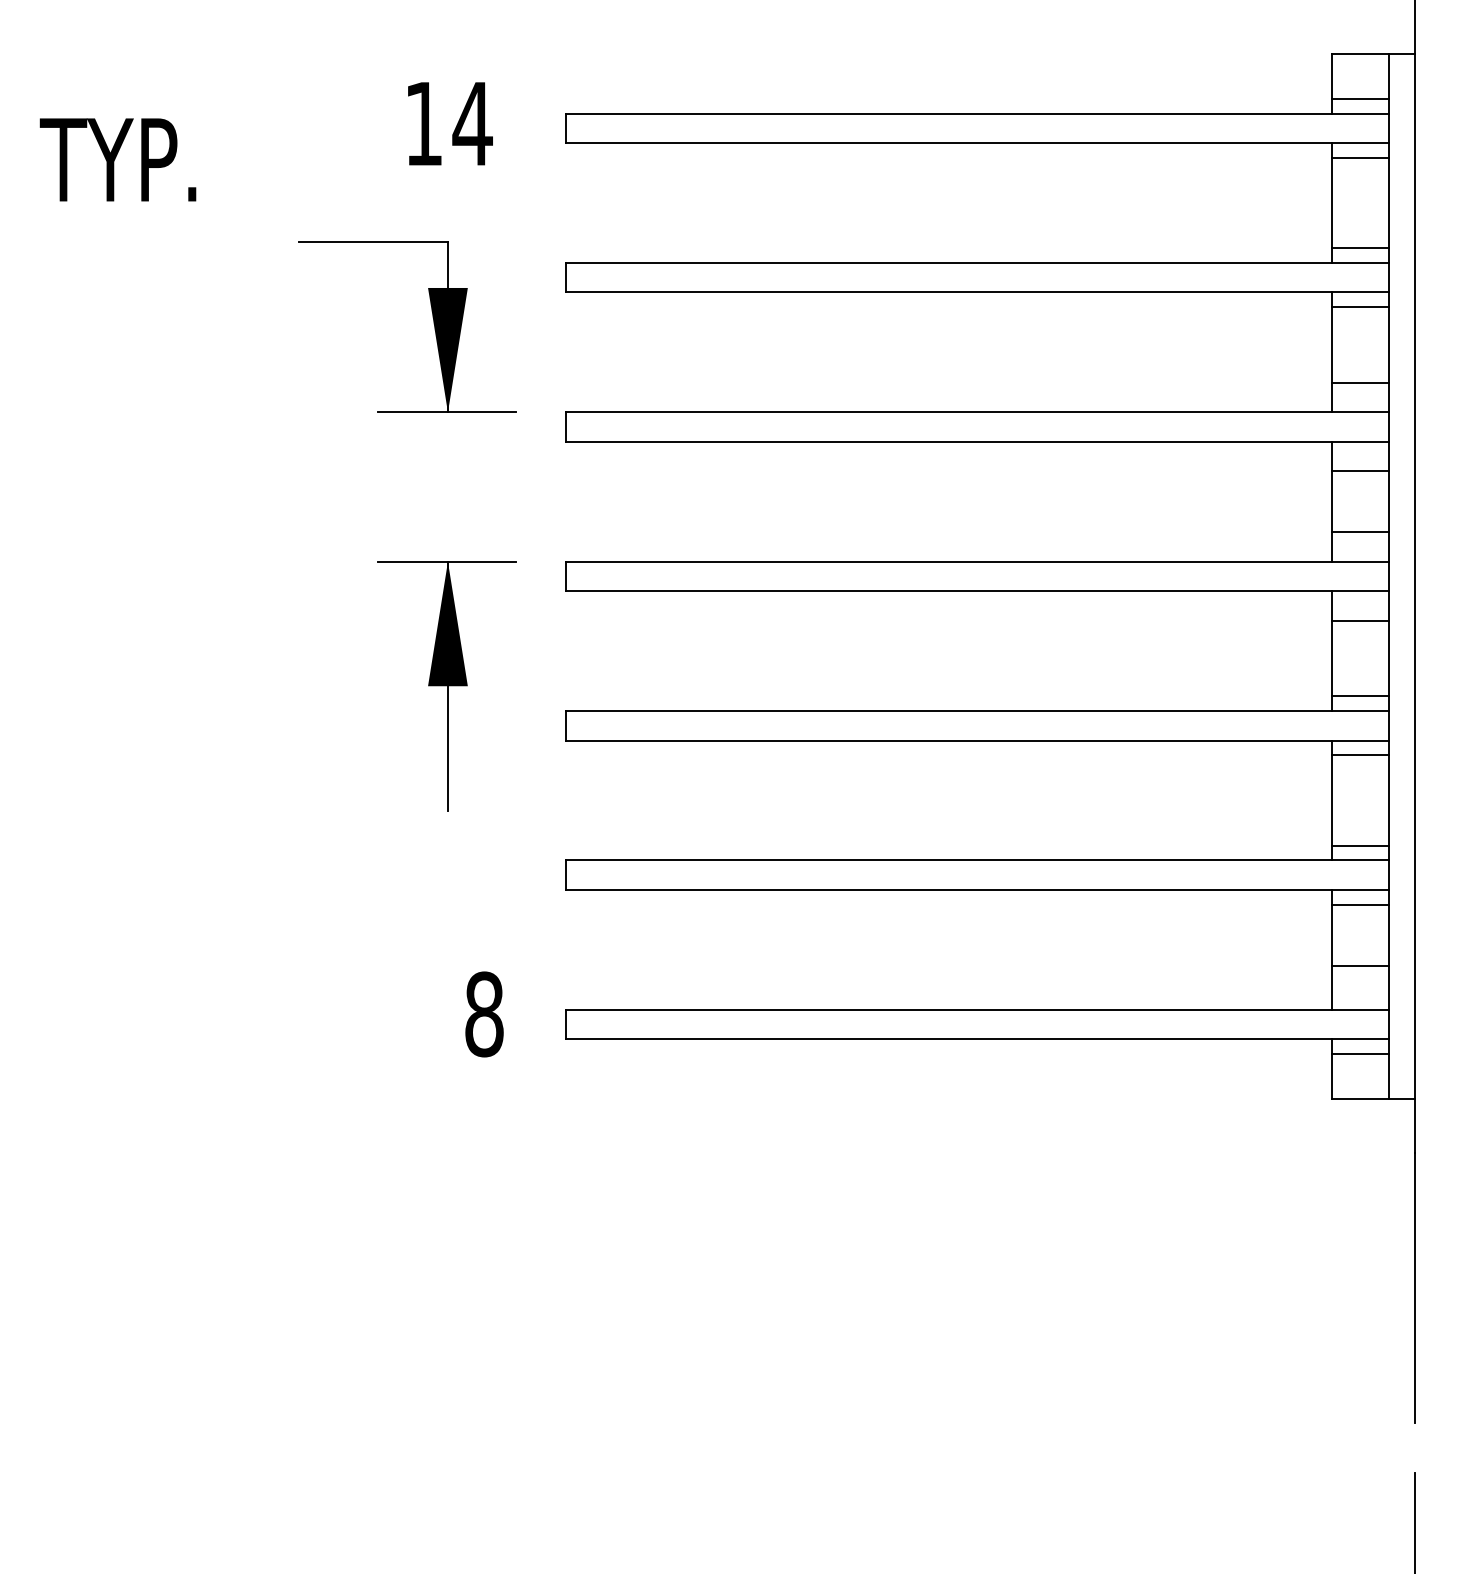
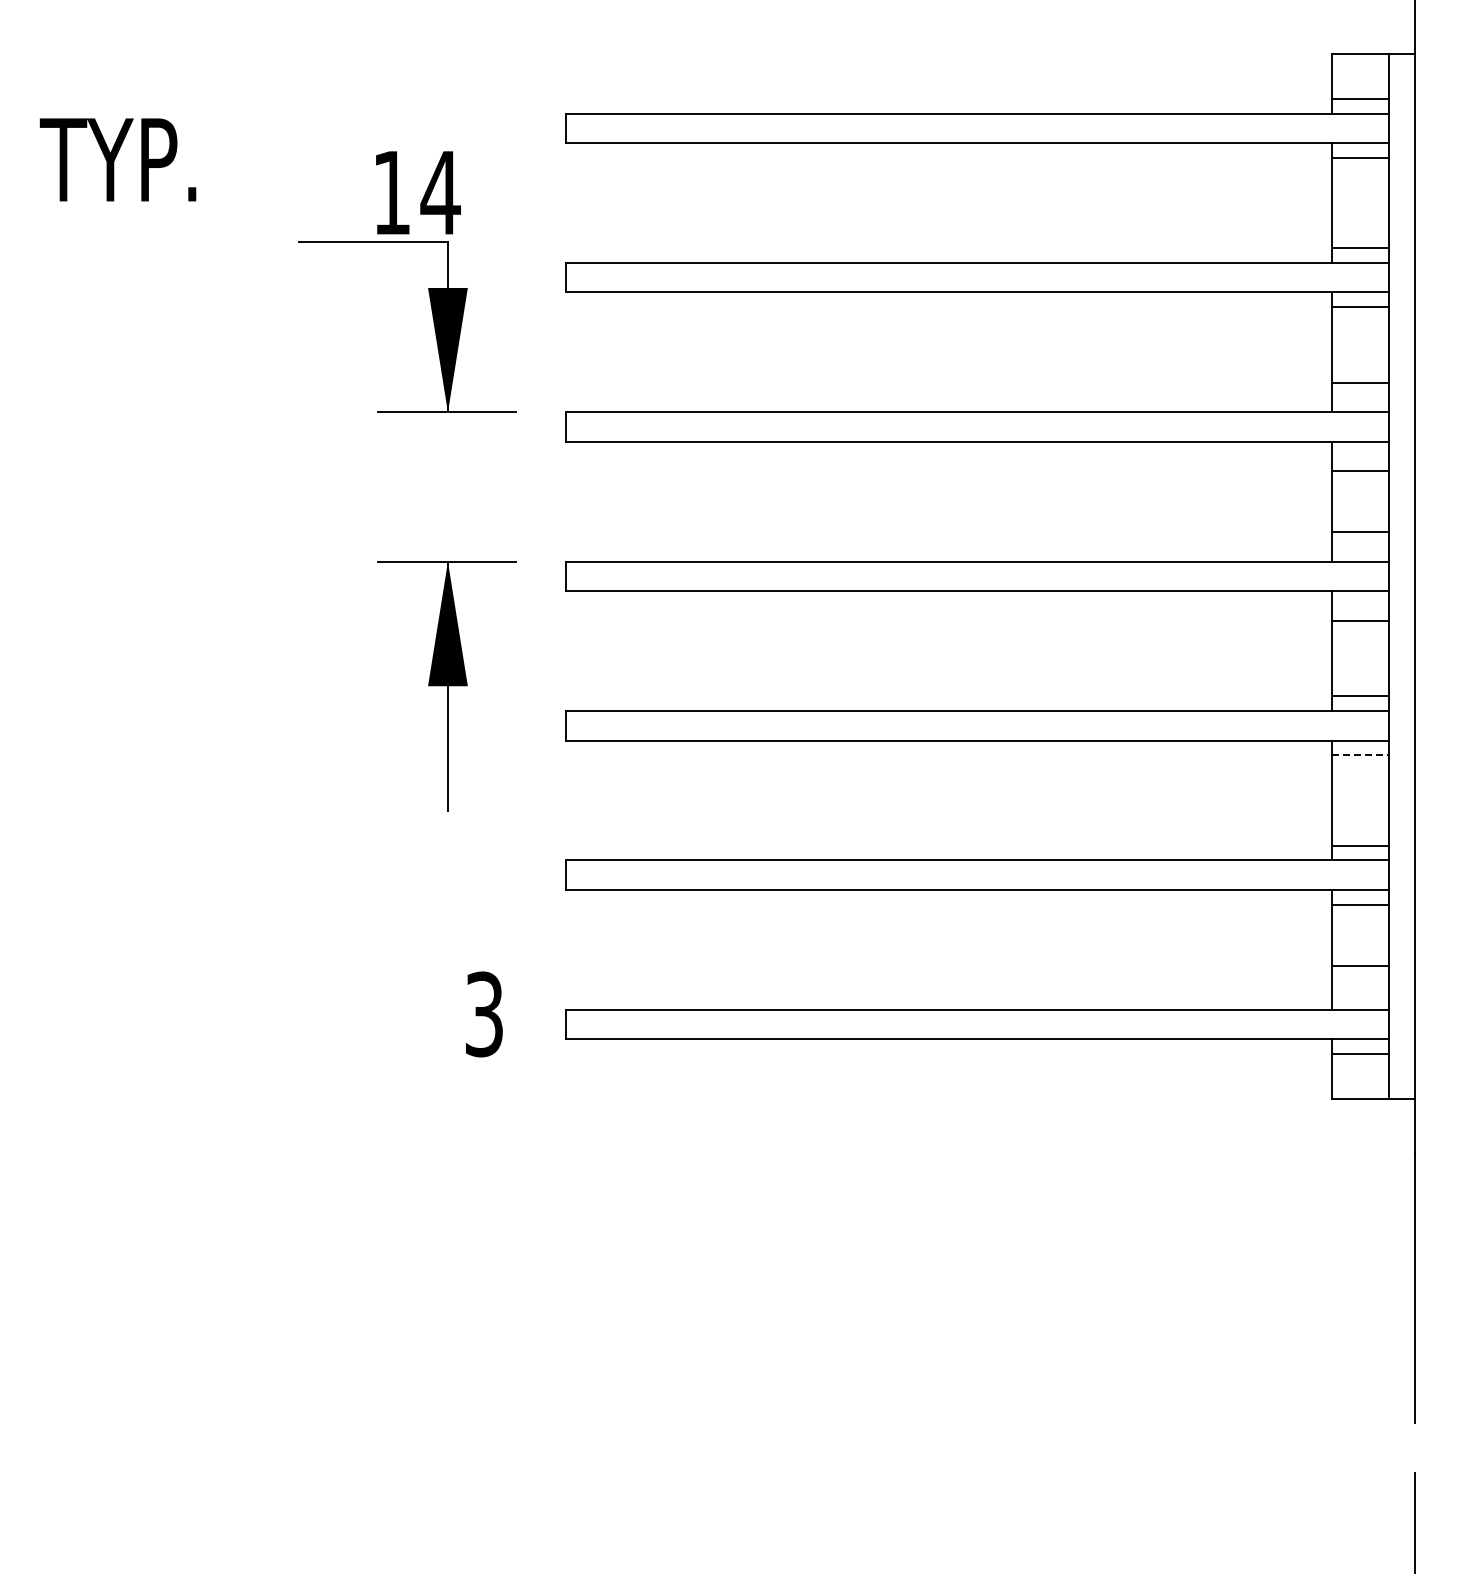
text position: (450, 123) -> (418, 192) (418, 192)
line: solid -> dashed (1360, 755)
text: 8 -> 3 (484, 1014)
